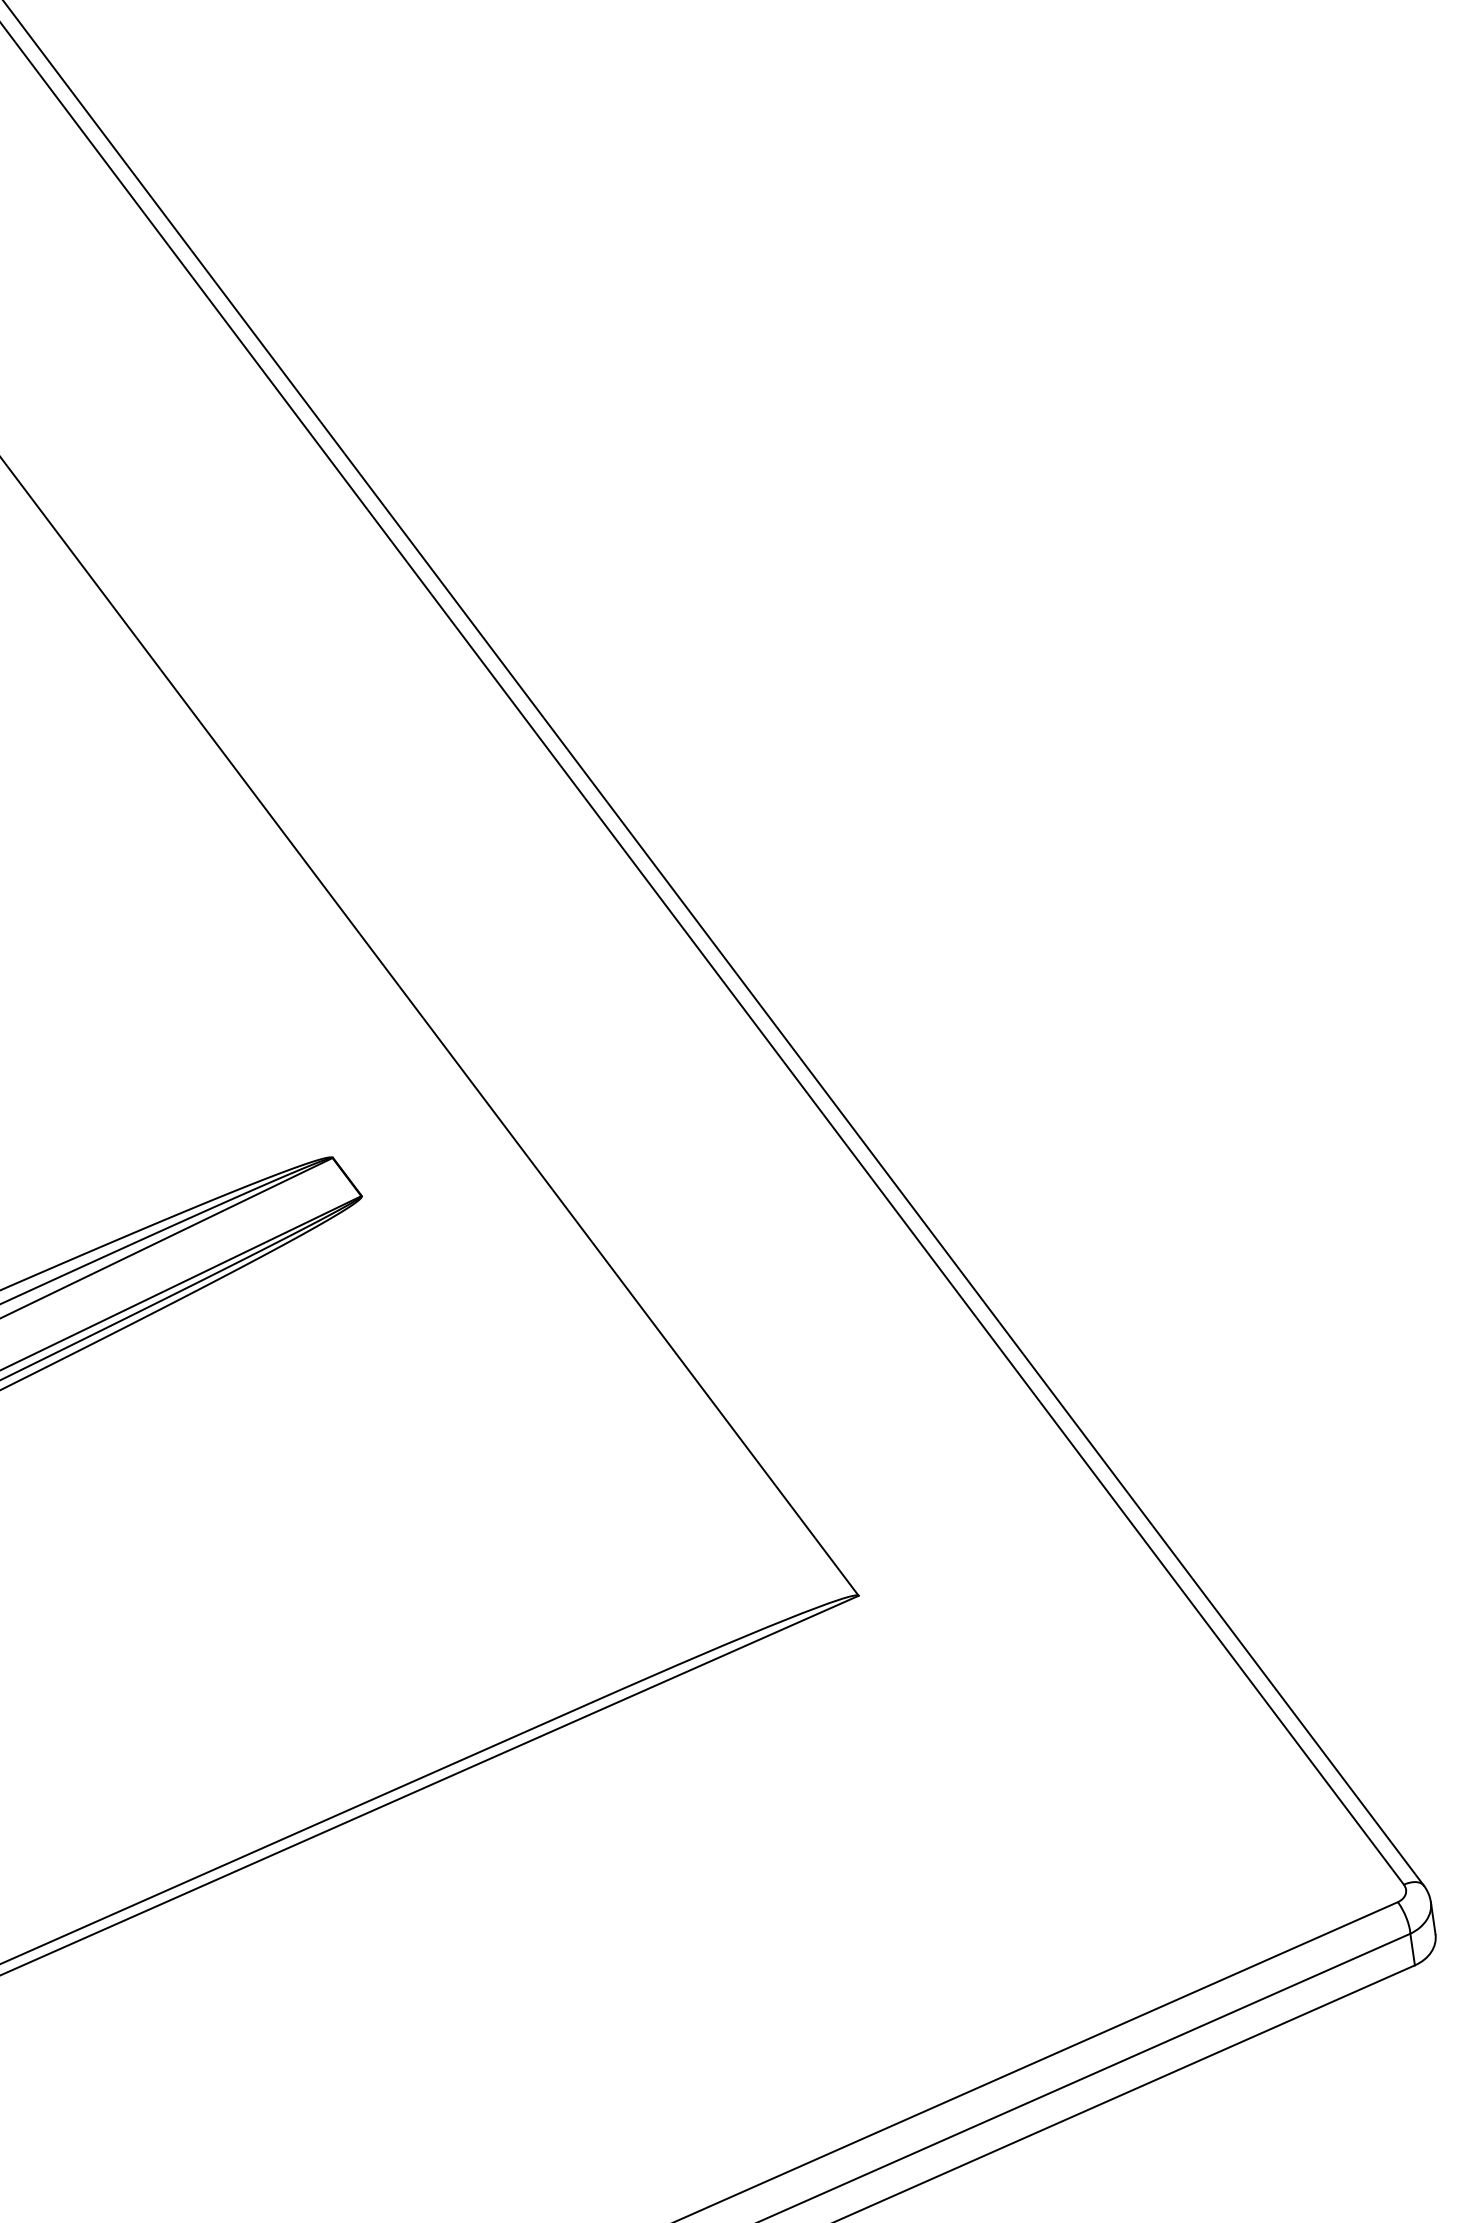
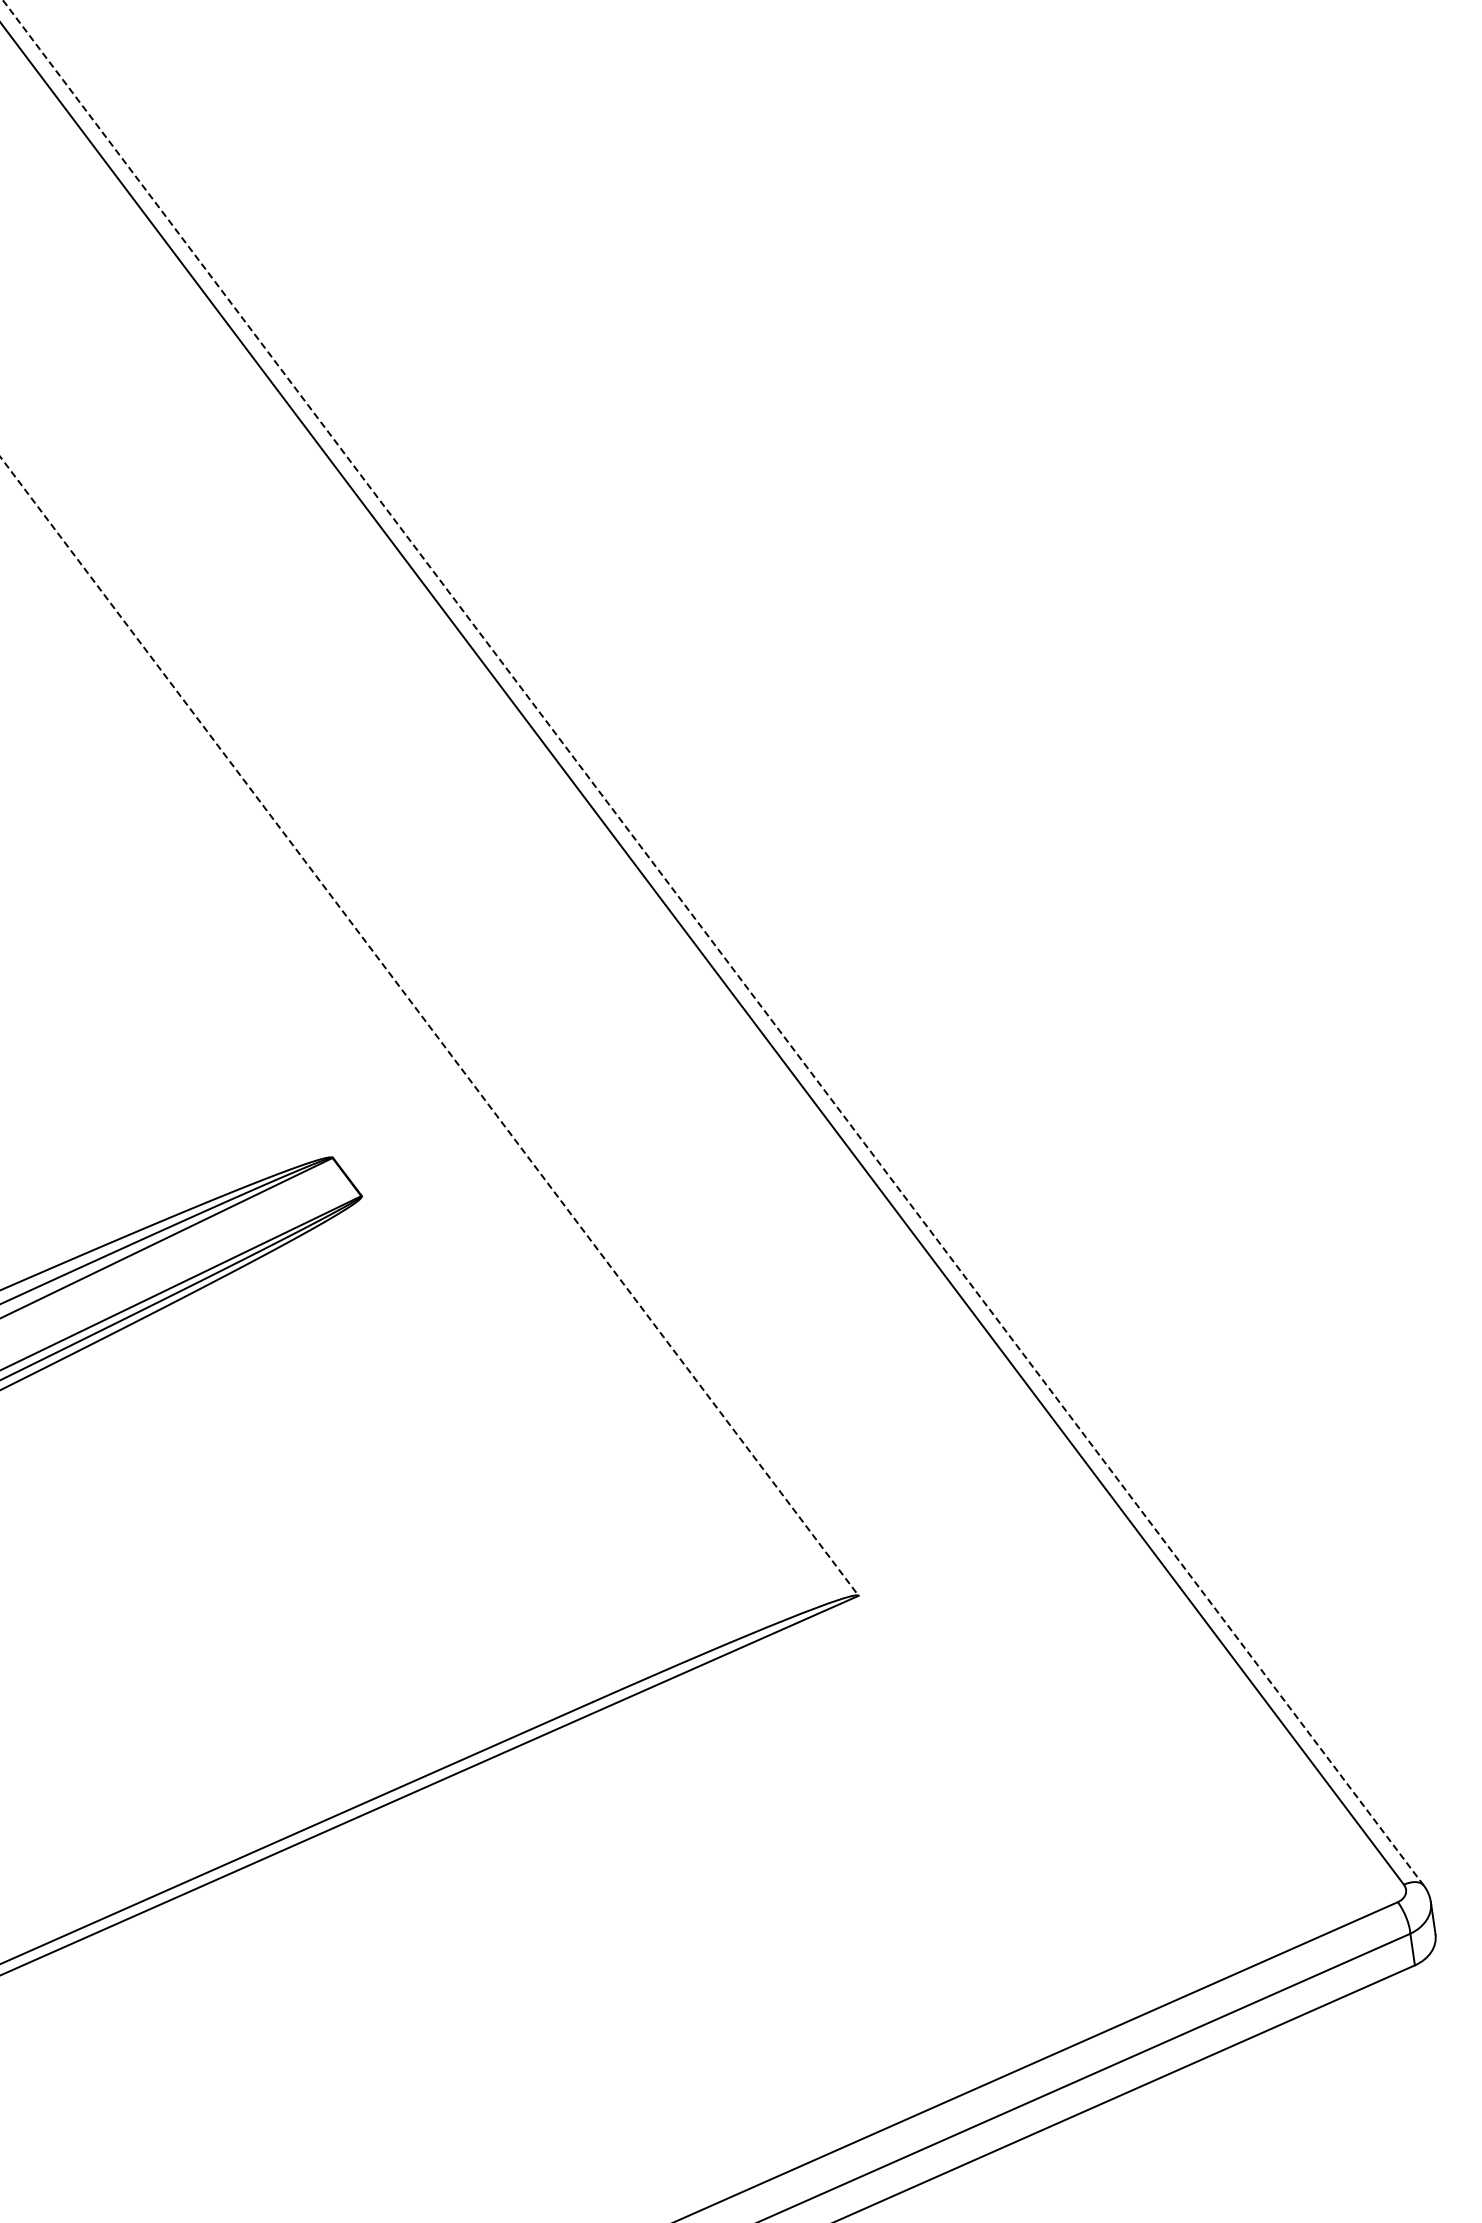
line: solid -> dashed (713, 942)
line: solid -> dashed (429, 1026)
